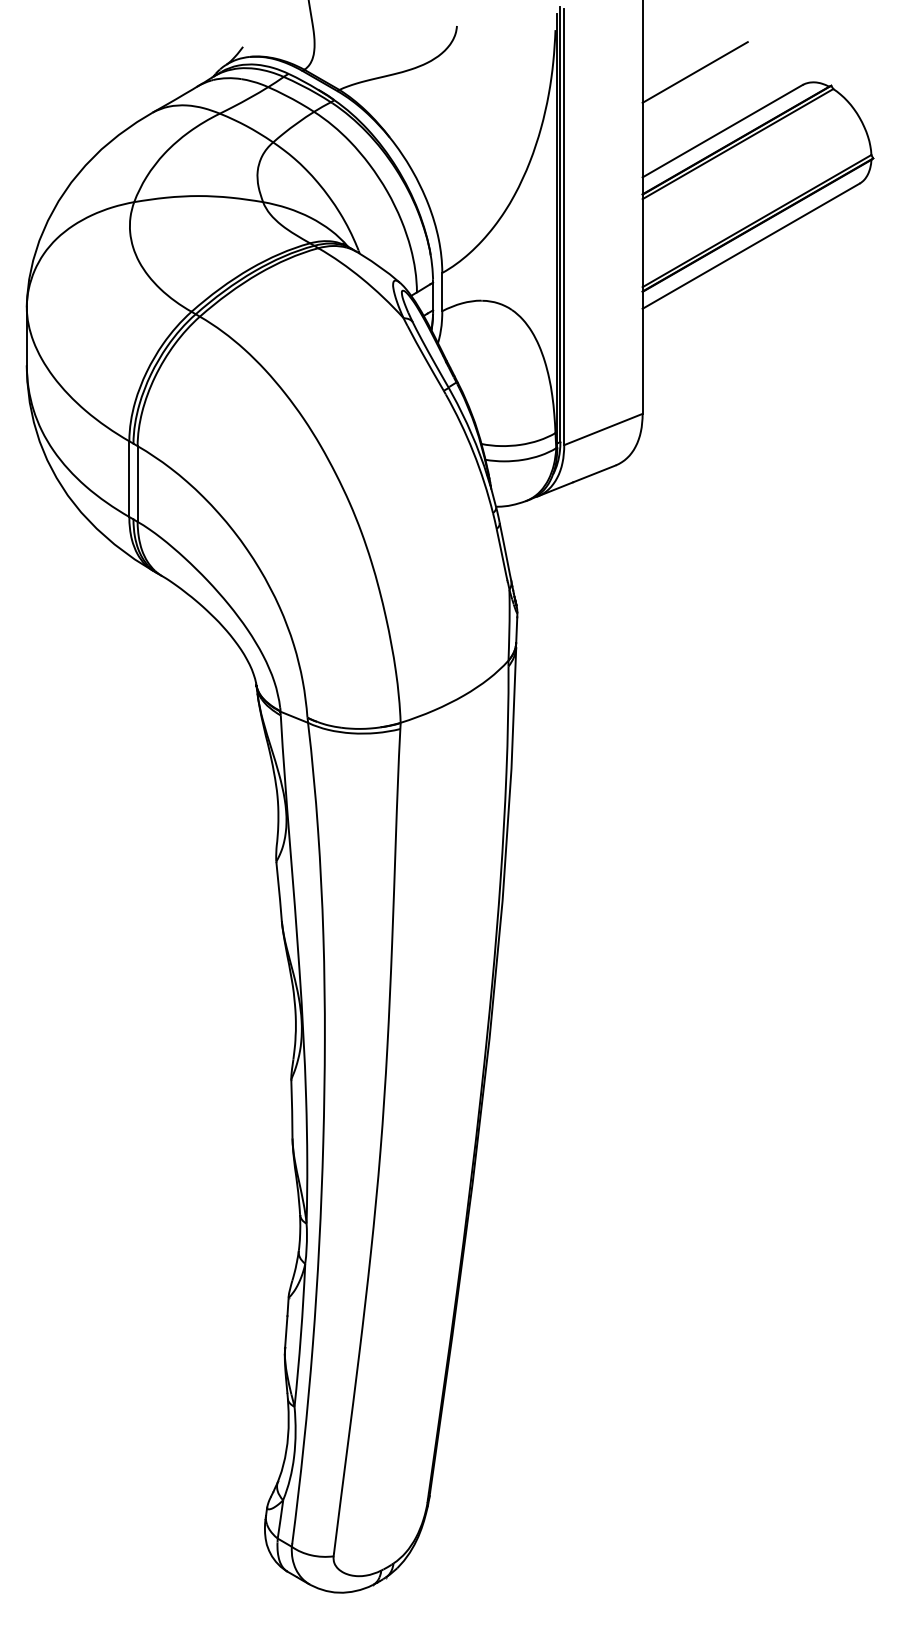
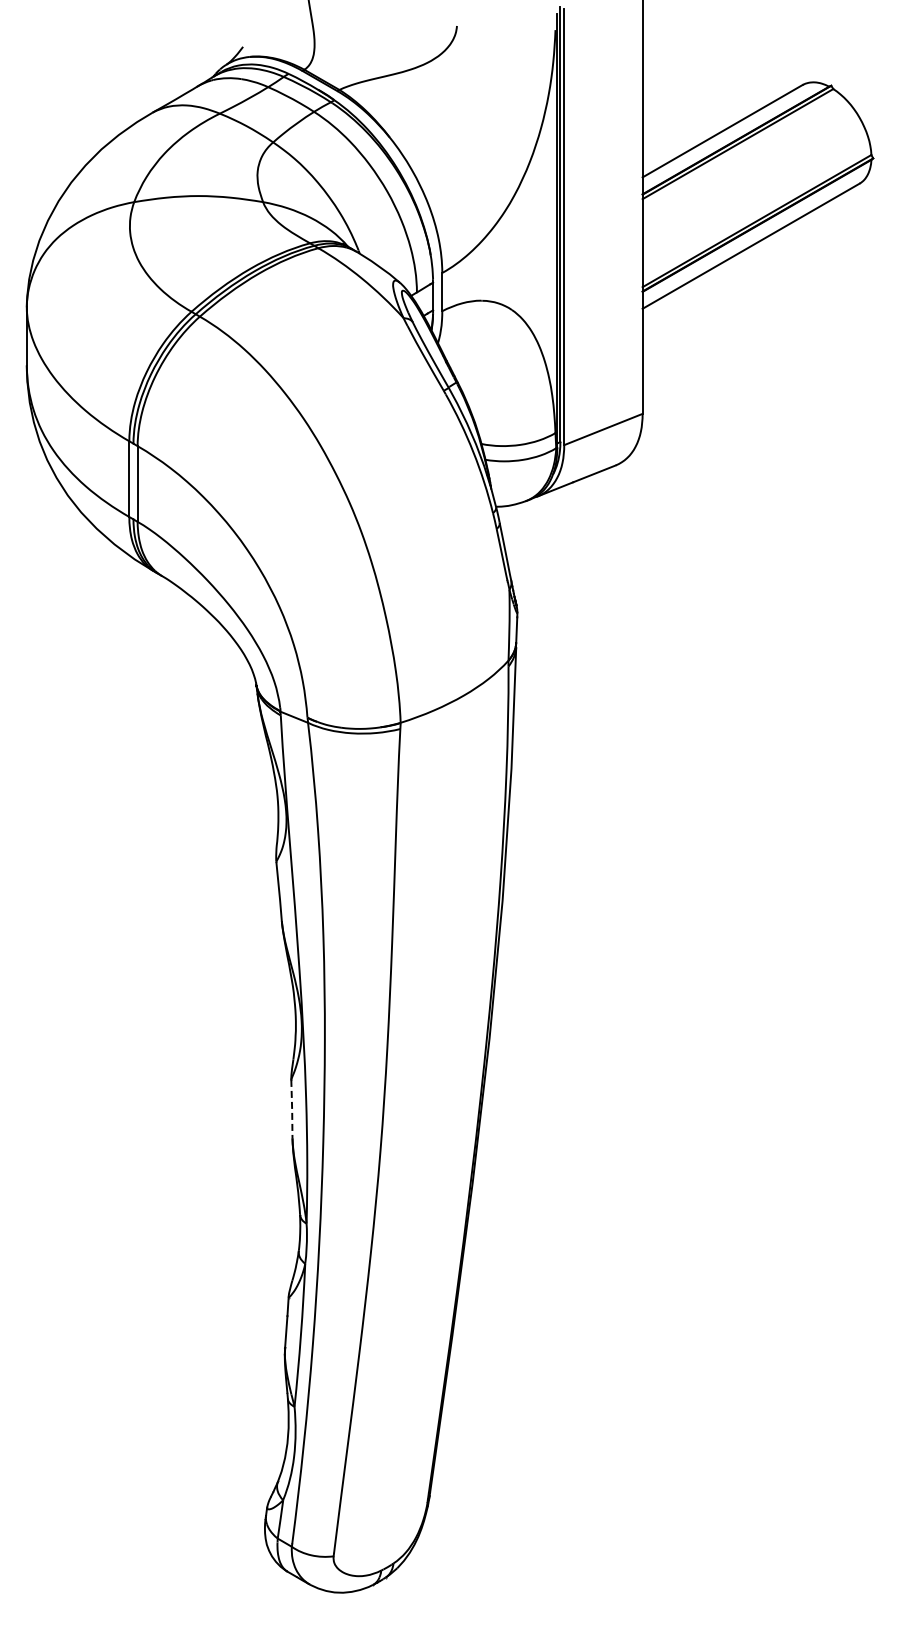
line: present -> none (694, 72)
line: solid -> dashed (292, 1110)
